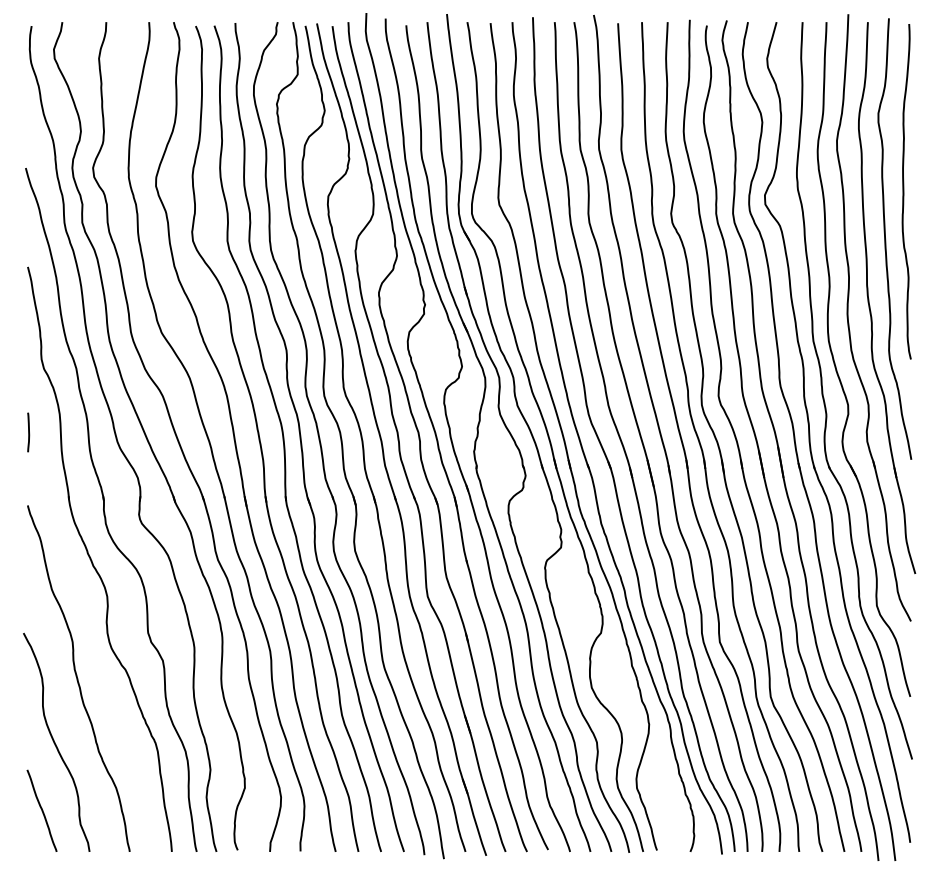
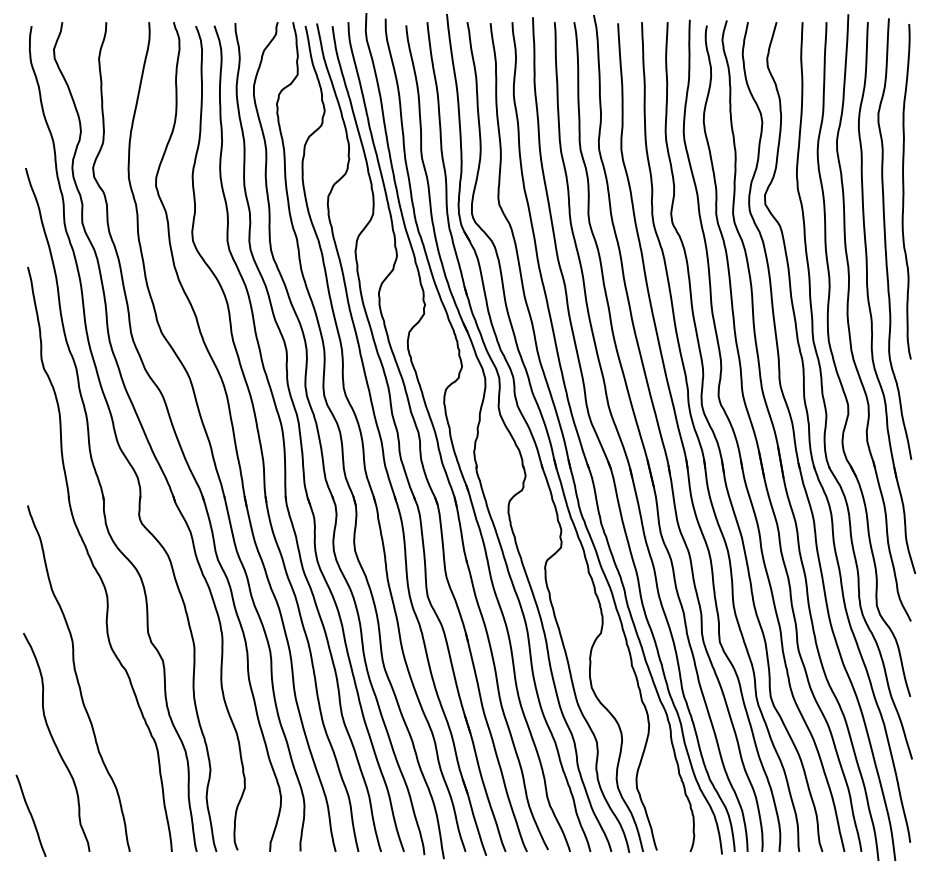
line: present -> none (28, 432)
line position: (41, 810) -> (30, 815) (30, 815)
